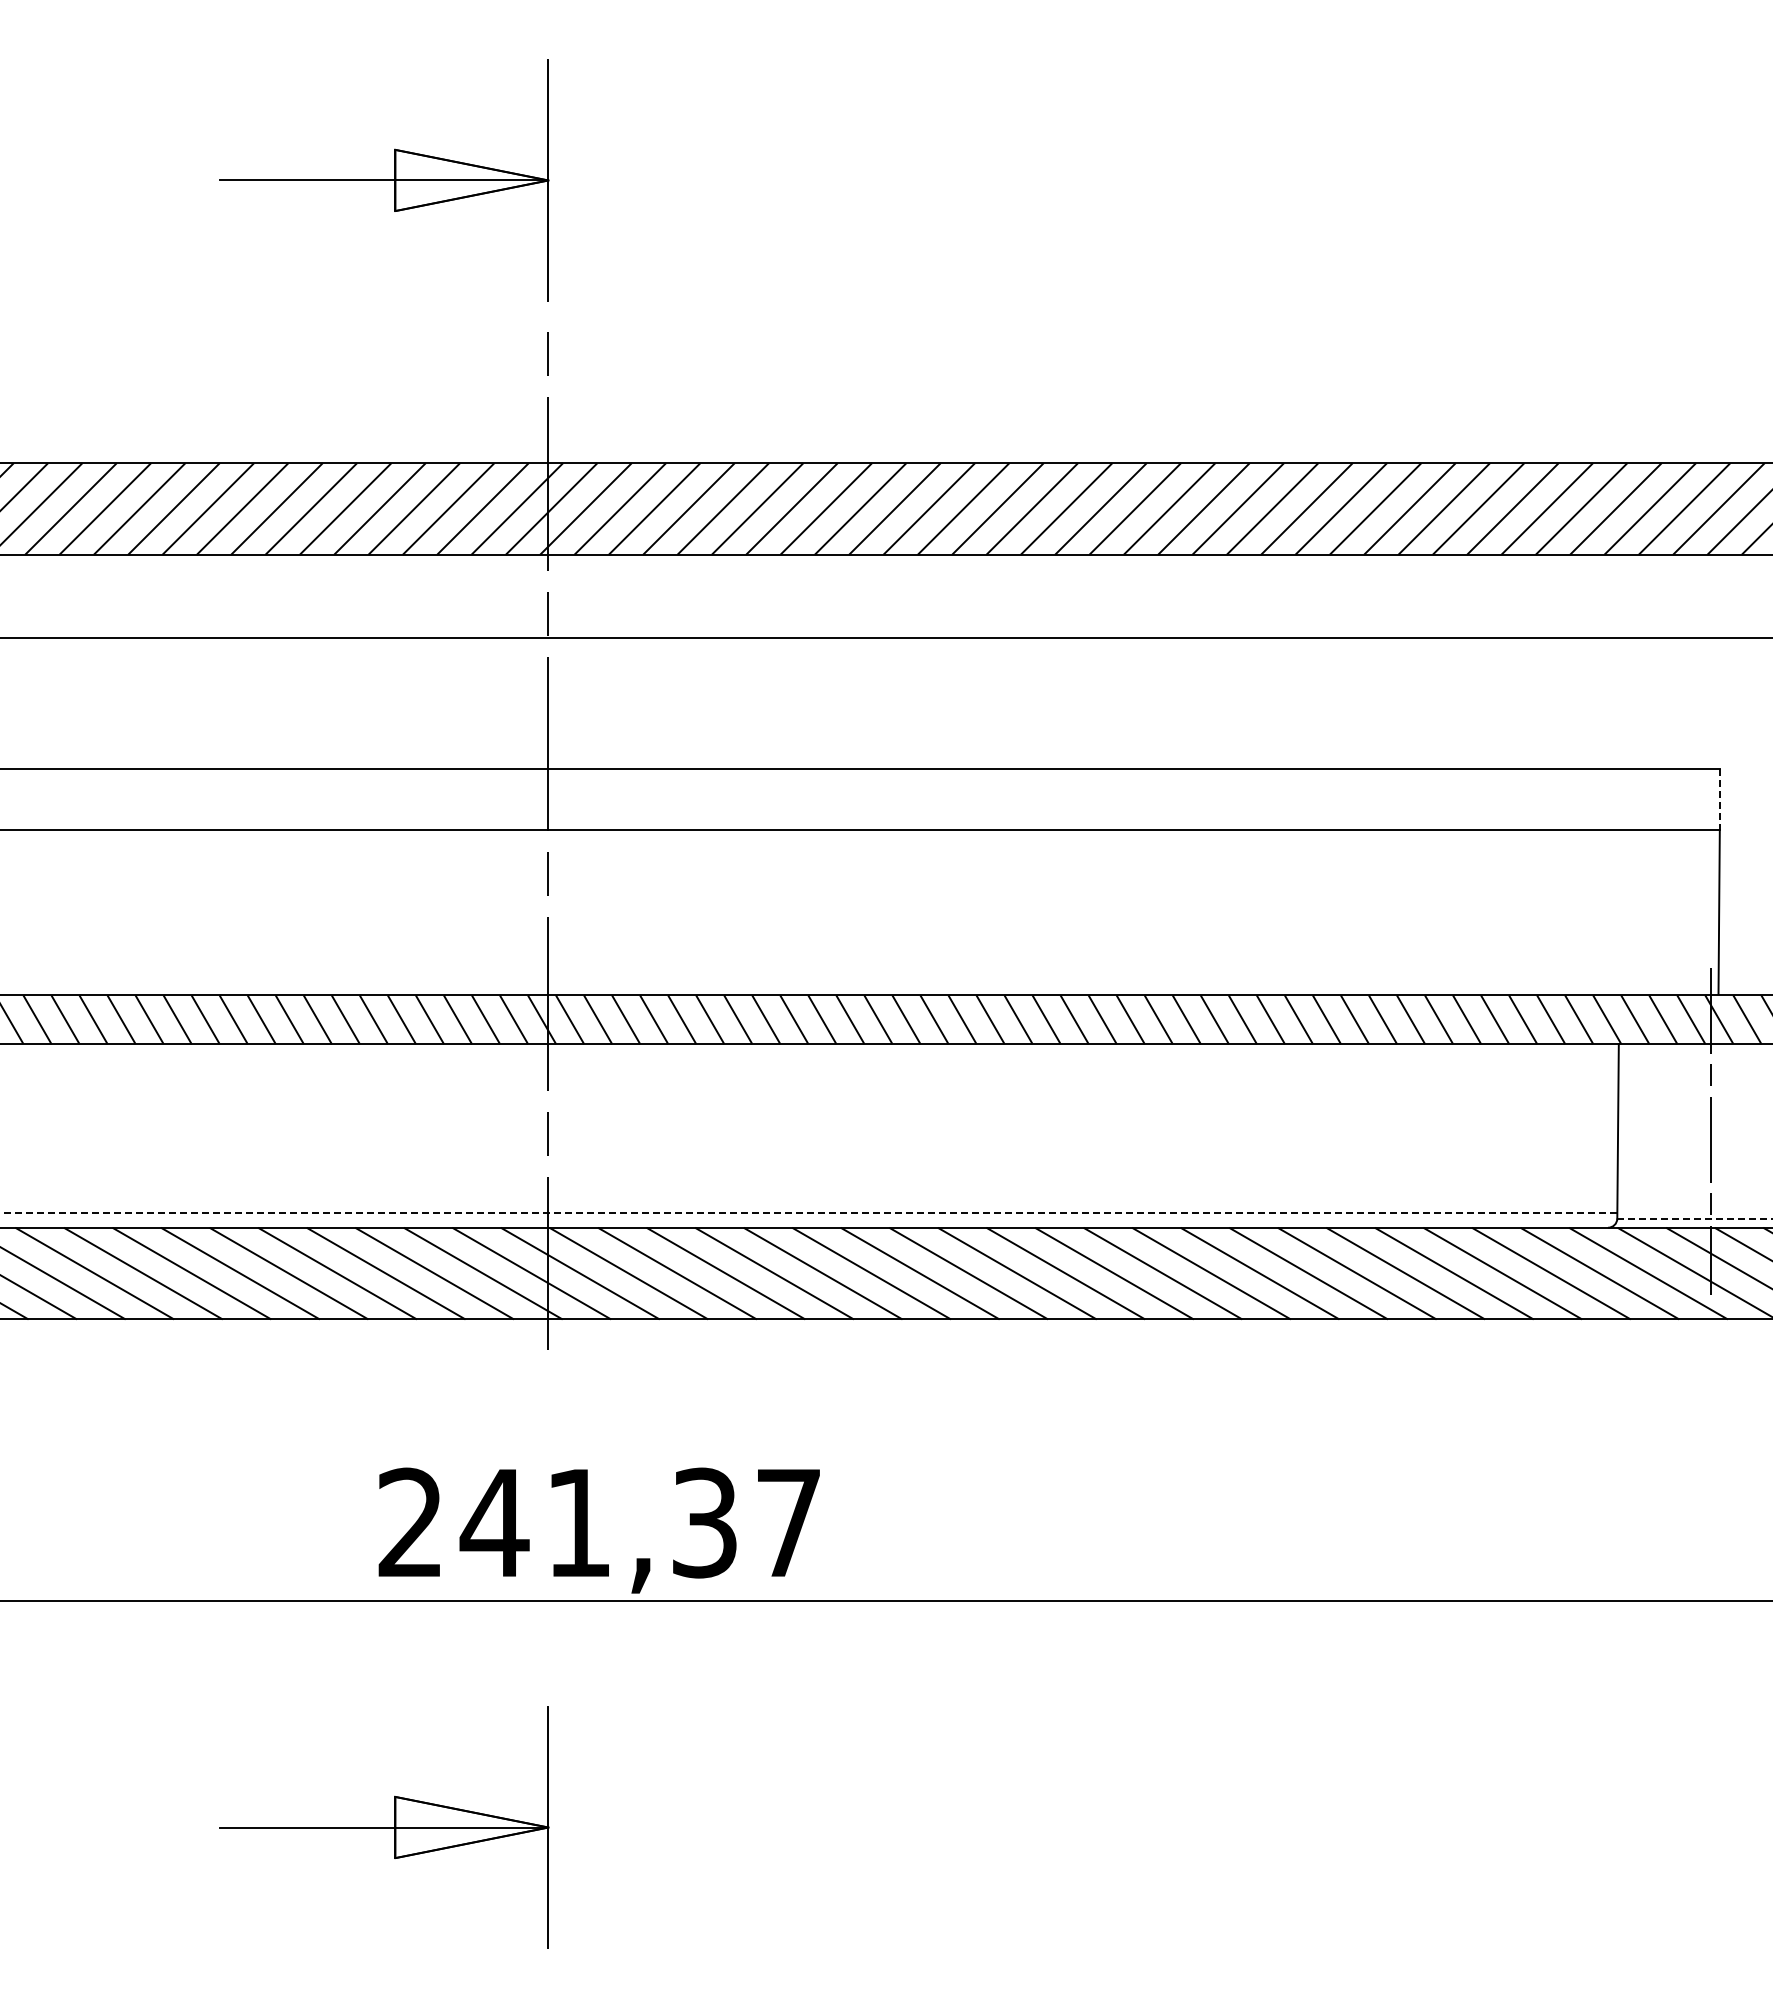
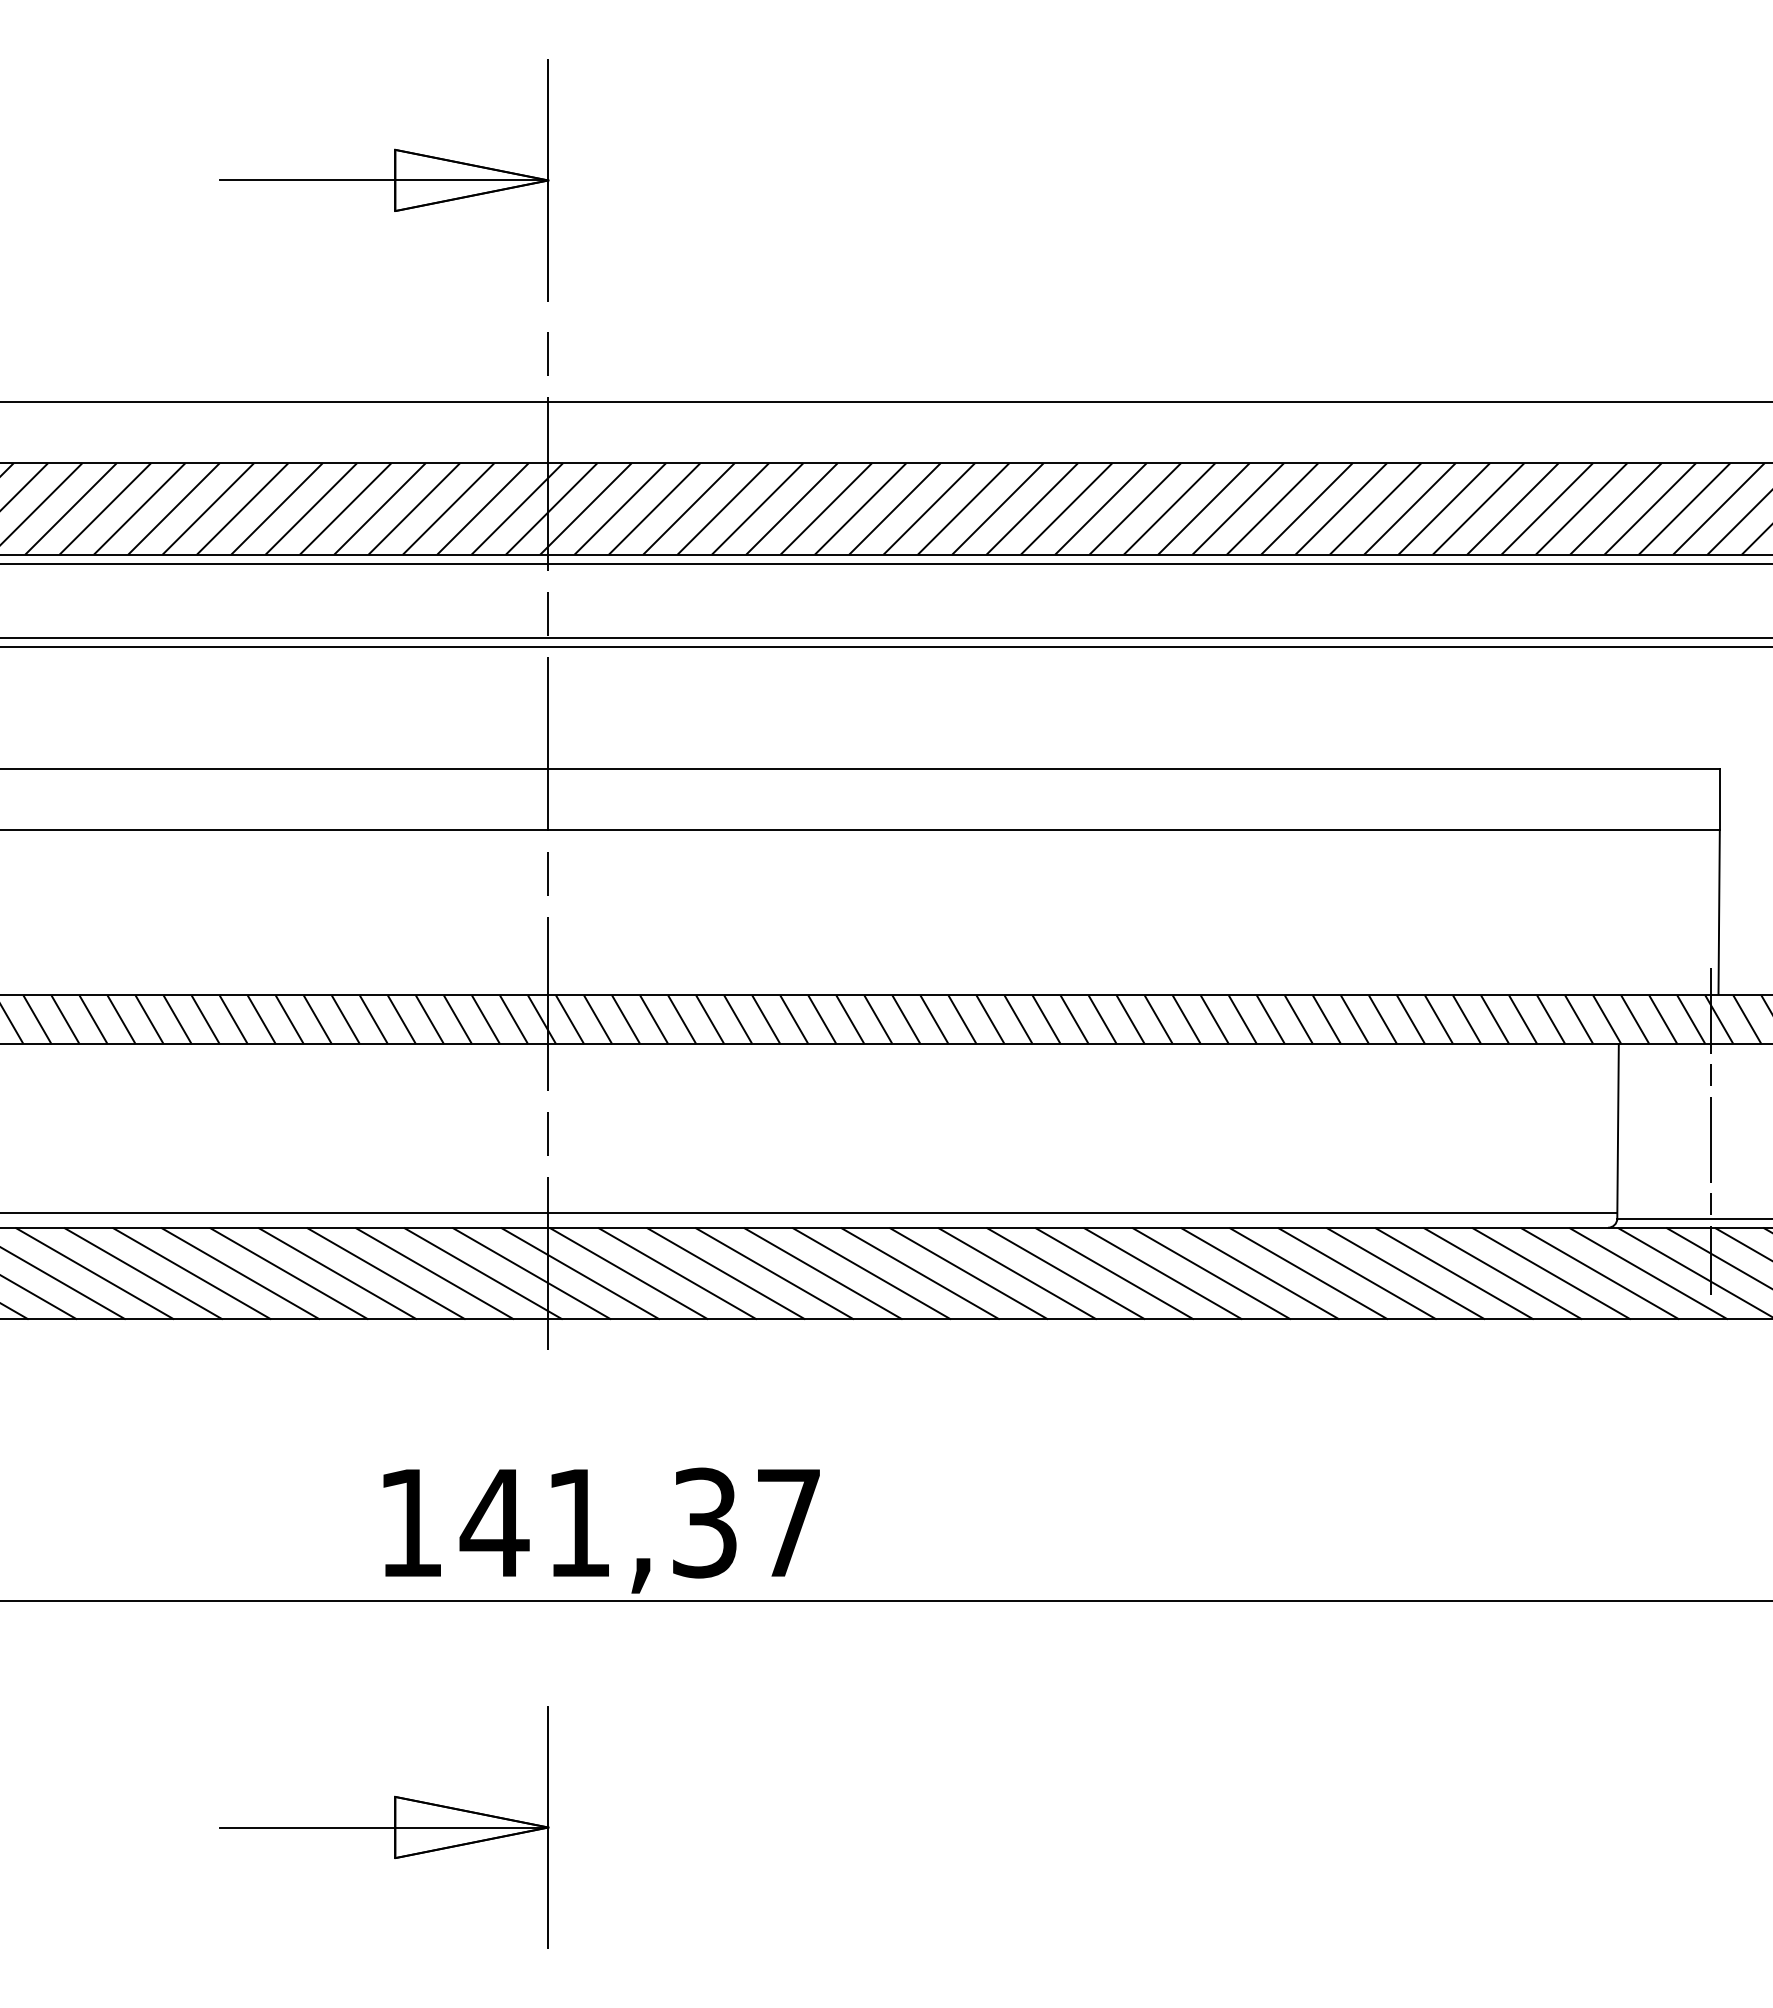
line: none -> present (885, 401)
line: none -> present (885, 563)
line: none -> present (885, 646)
line: dashed -> solid (1719, 799)
line: dashed -> solid (808, 1212)
line: dashed -> solid (1695, 1218)
text: 241,37 -> 141,37 (409, 1521)
